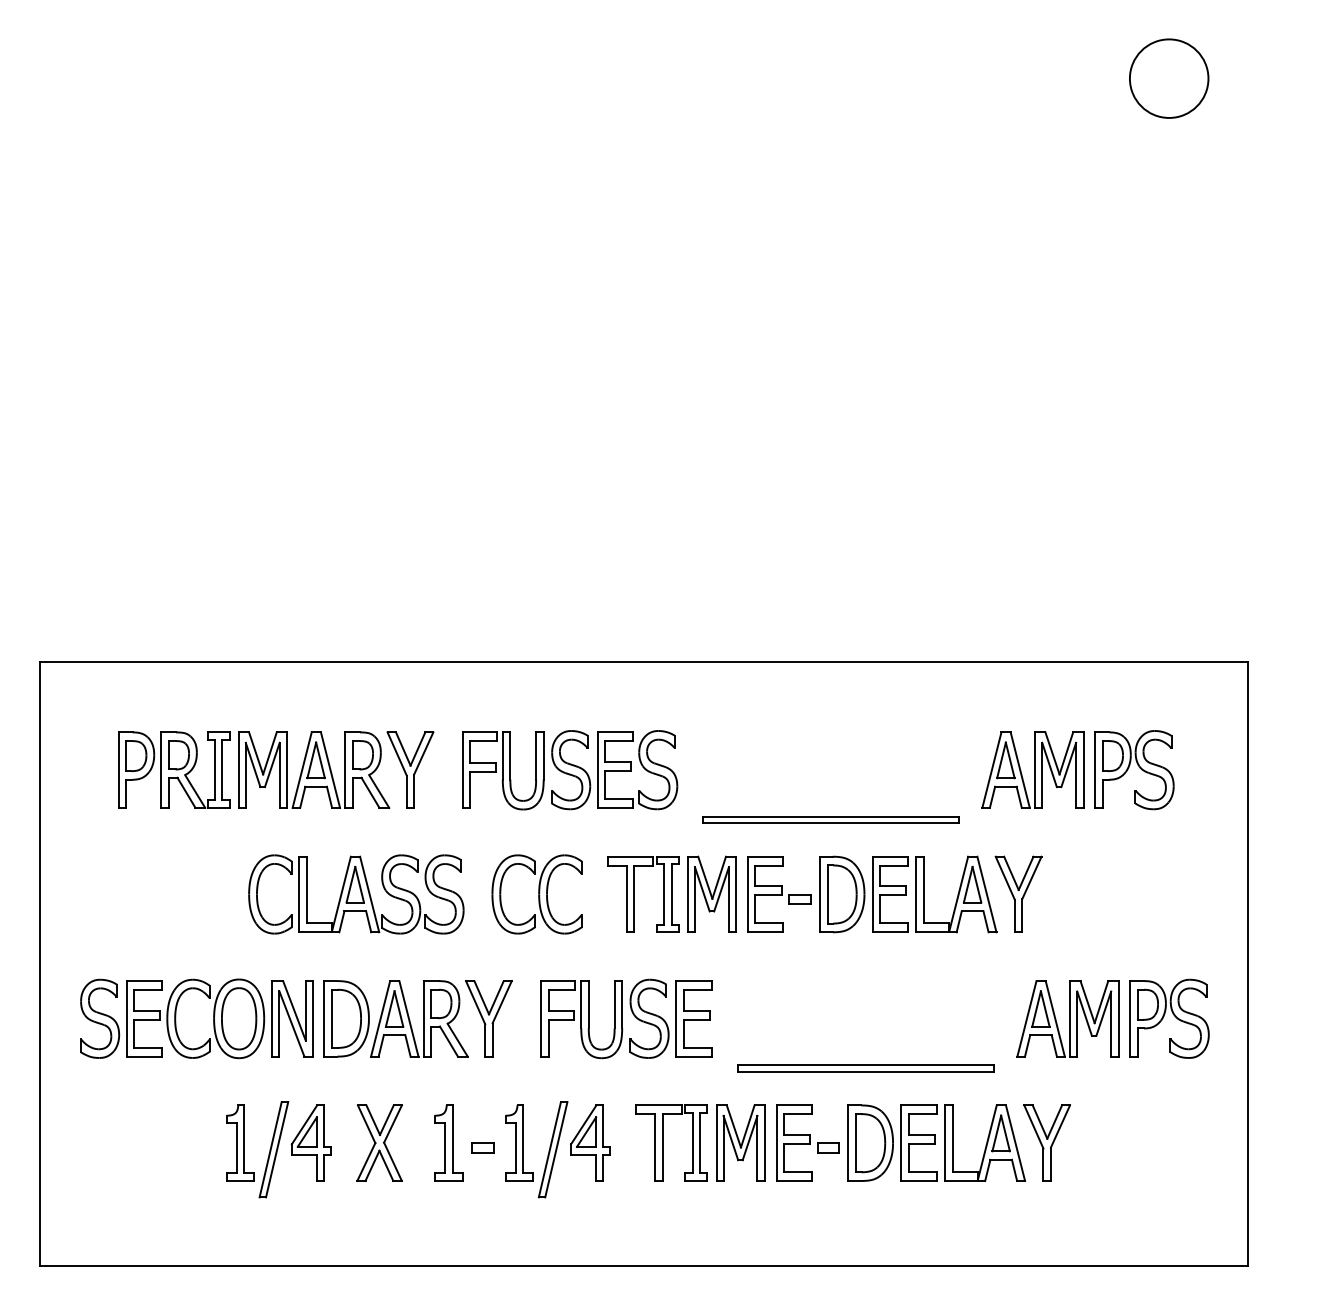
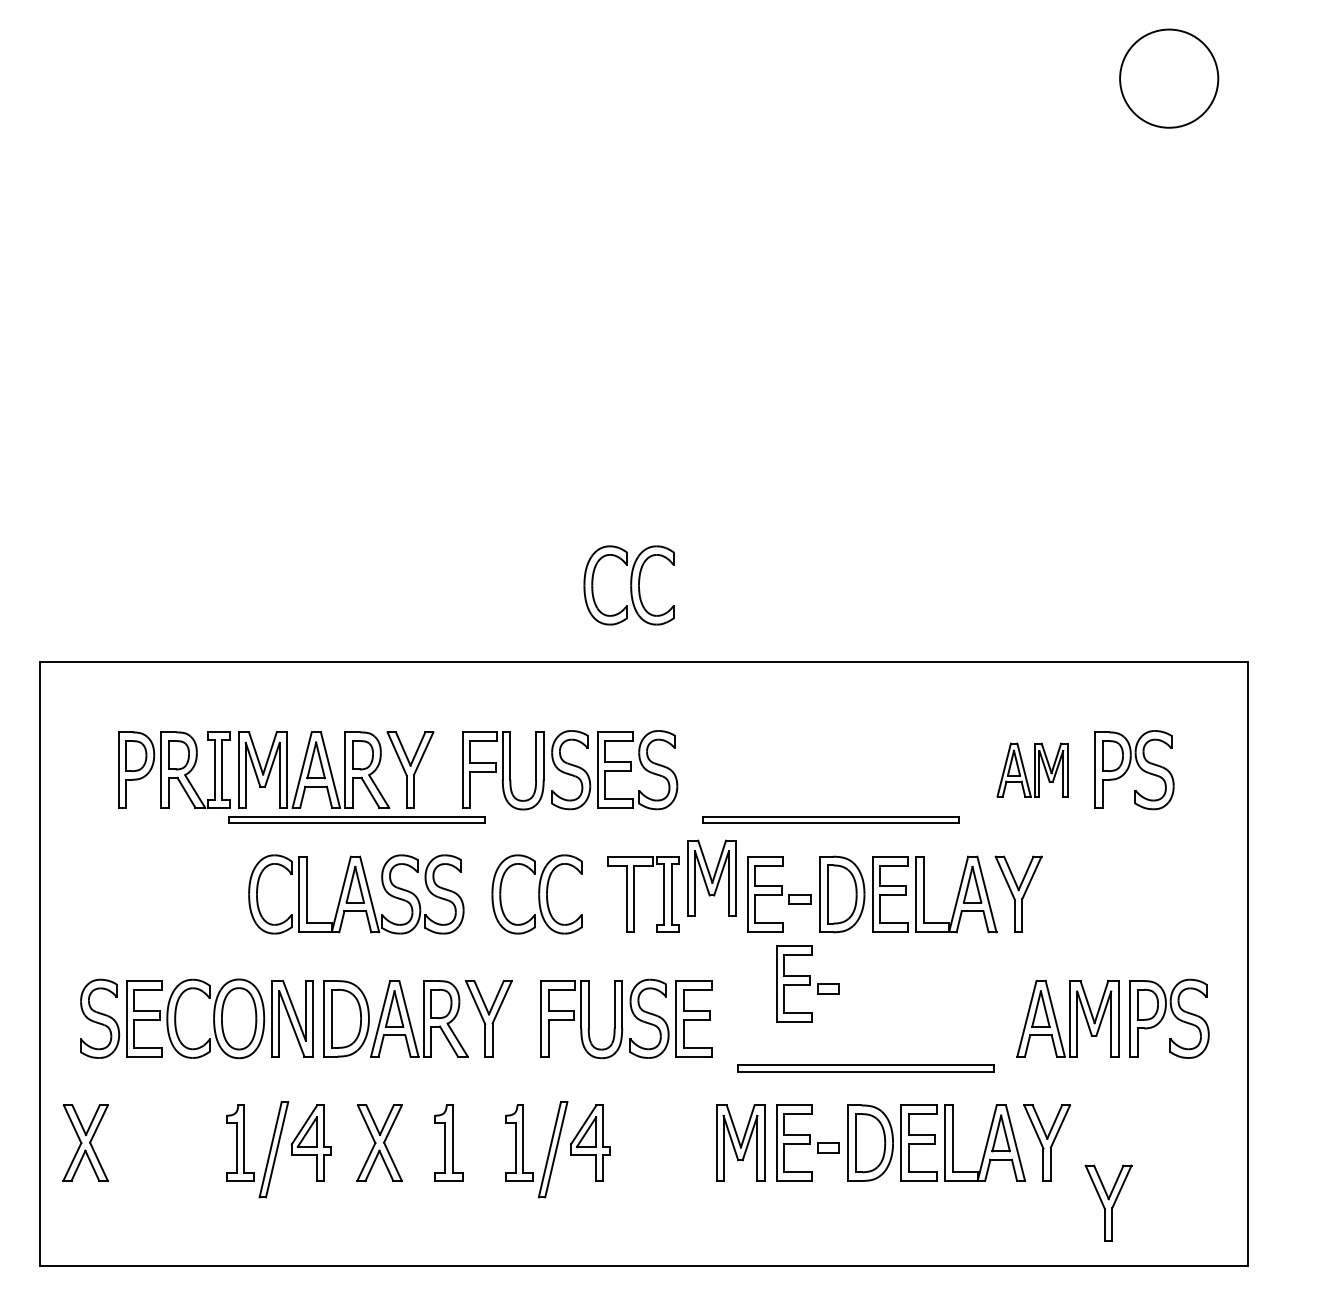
circle diameter: 79 px -> 98 px (1169, 78)
part: none -> present (628, 585)
part size: 104x78 px -> 73x56 px (1032, 769)
part: none -> present (356, 819)
part position: (711, 893) -> (711, 877) (711, 877)
part: none -> present (807, 983)
part: none -> present (85, 1142)
part: present -> none (663, 1142)
part: present -> none (482, 1147)
part: none -> present (1108, 1202)
